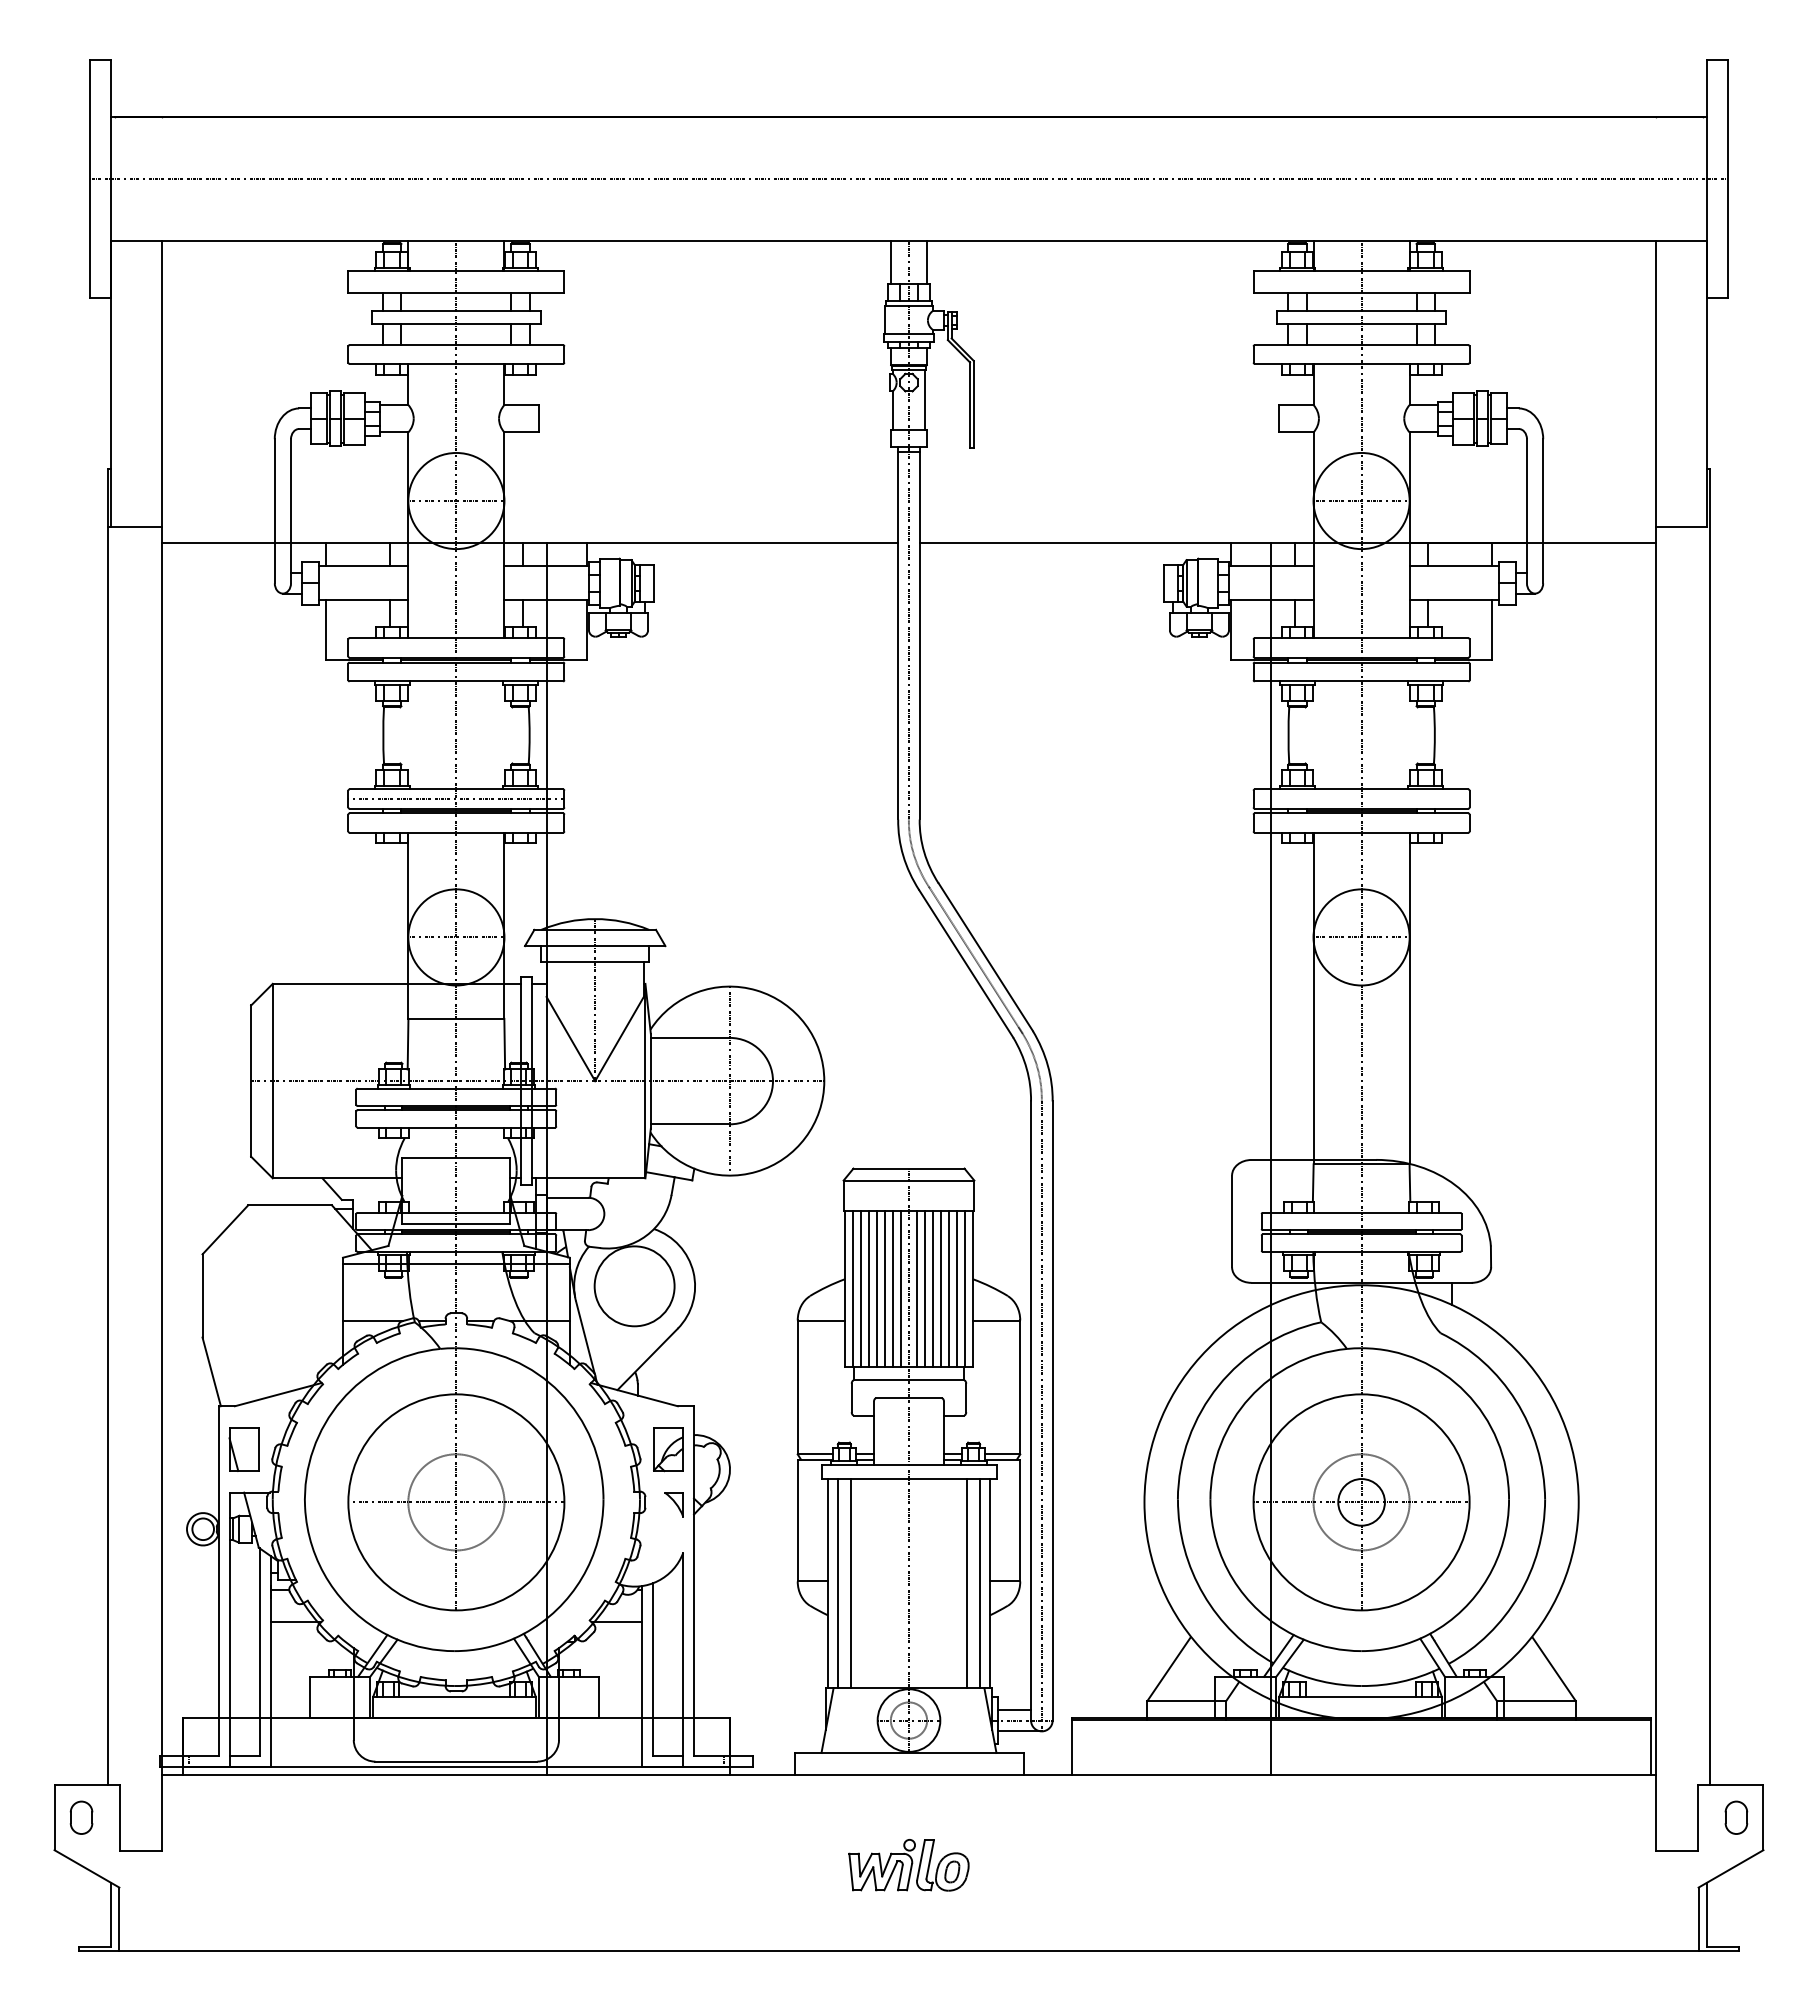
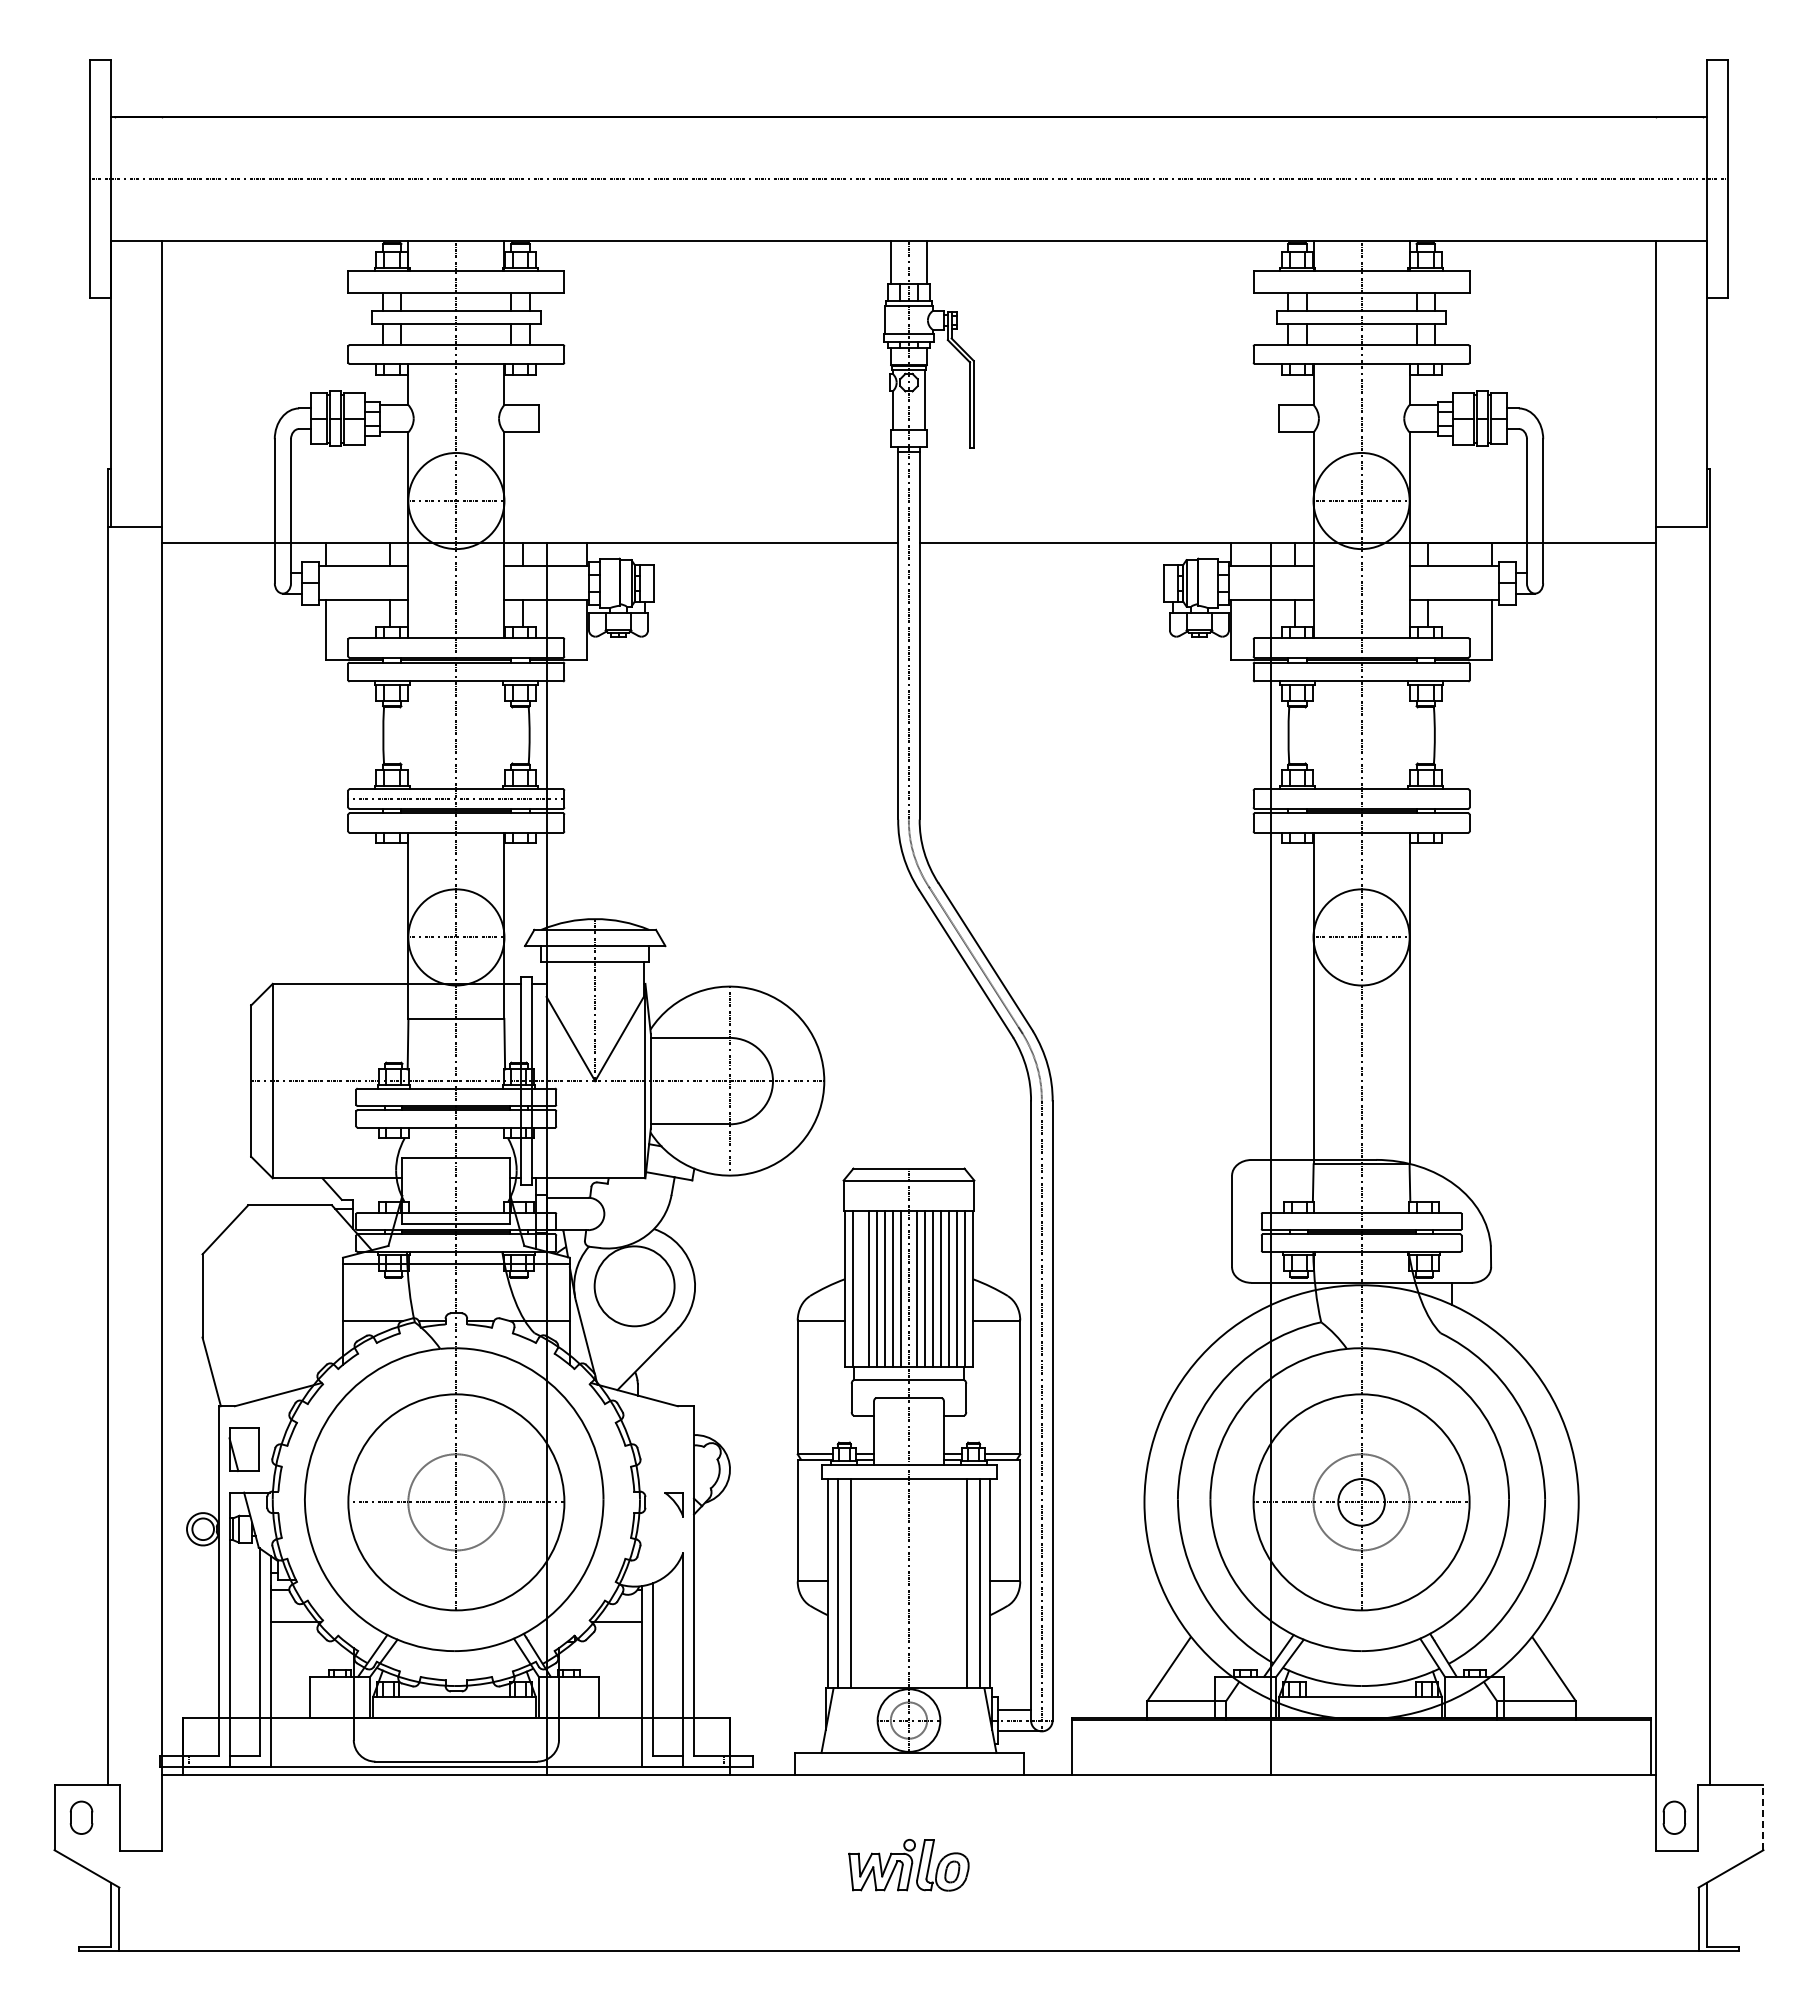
line: present -> none (860, 1288)
part: present -> none (668, 1449)
part position: (1736, 1817) -> (1674, 1817) (1674, 1817)
line: solid -> dashed (1763, 1817)
